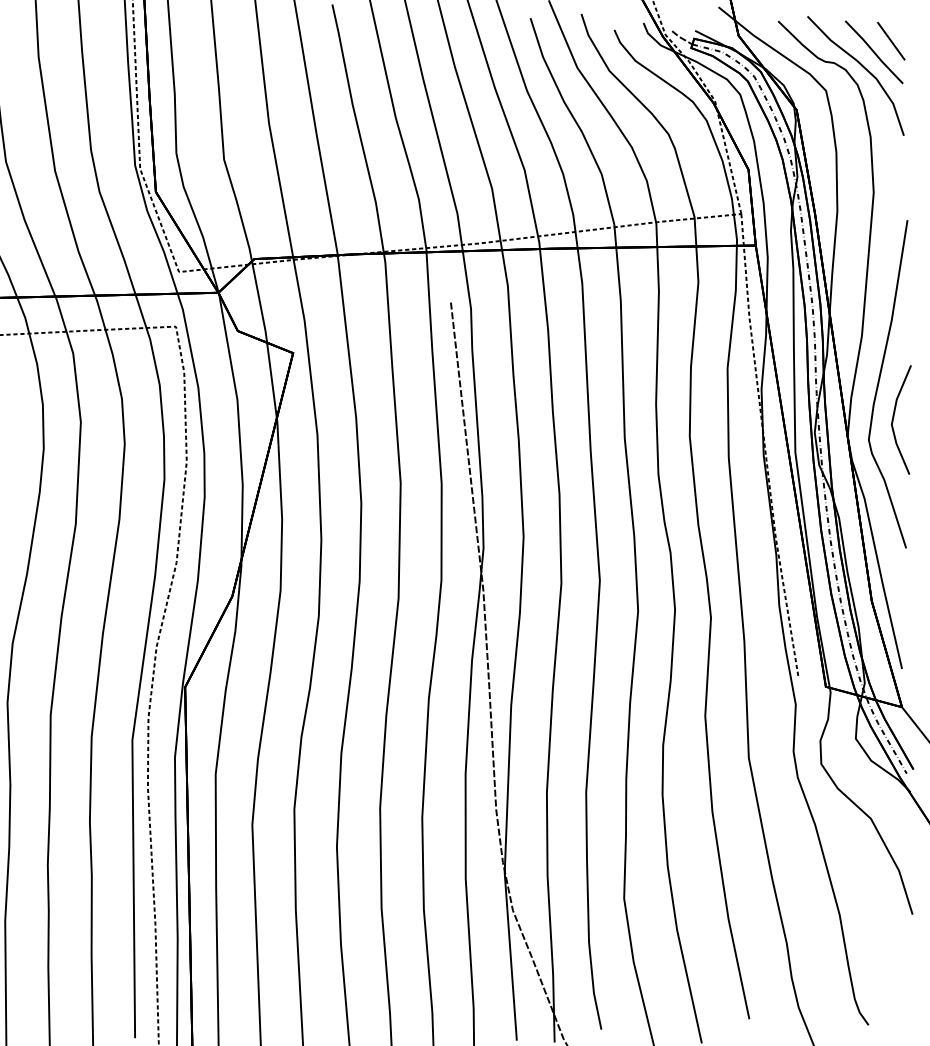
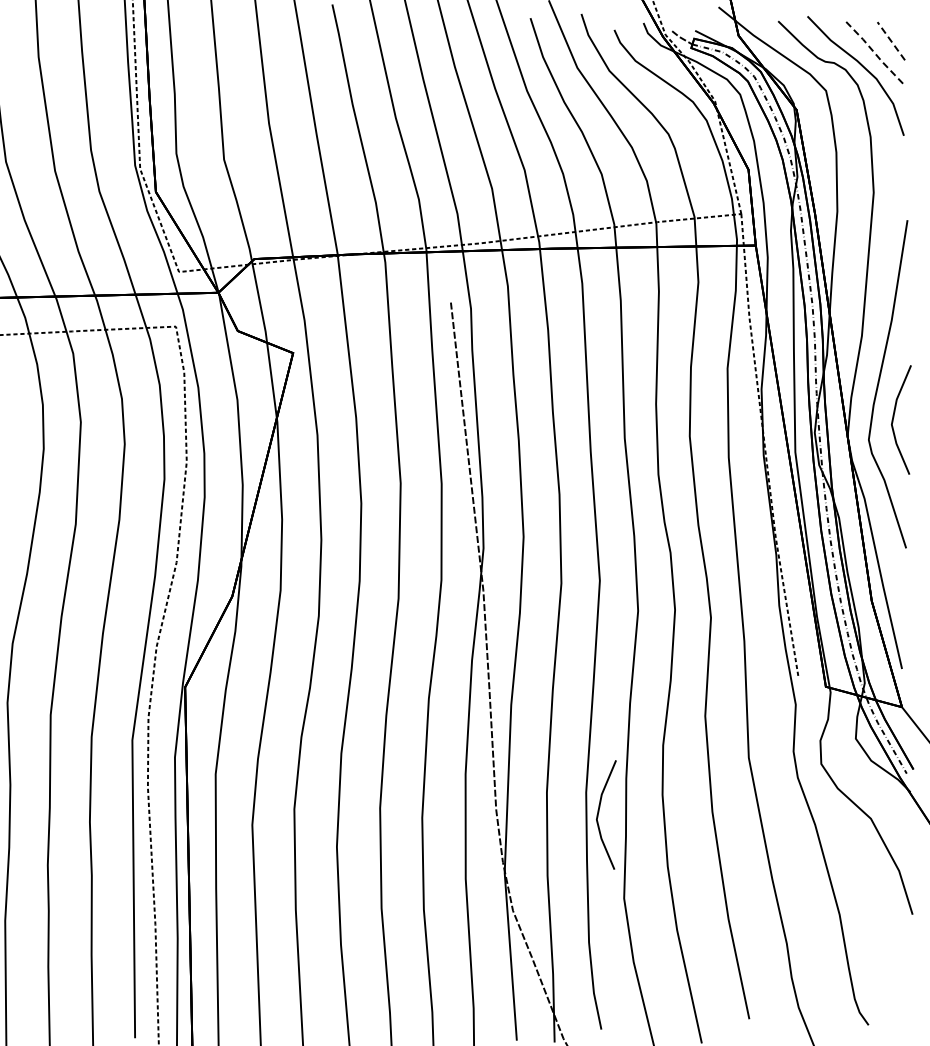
line: solid -> dashed (891, 41)
line: solid -> dashed (873, 52)
line: none -> present (599, 812)
